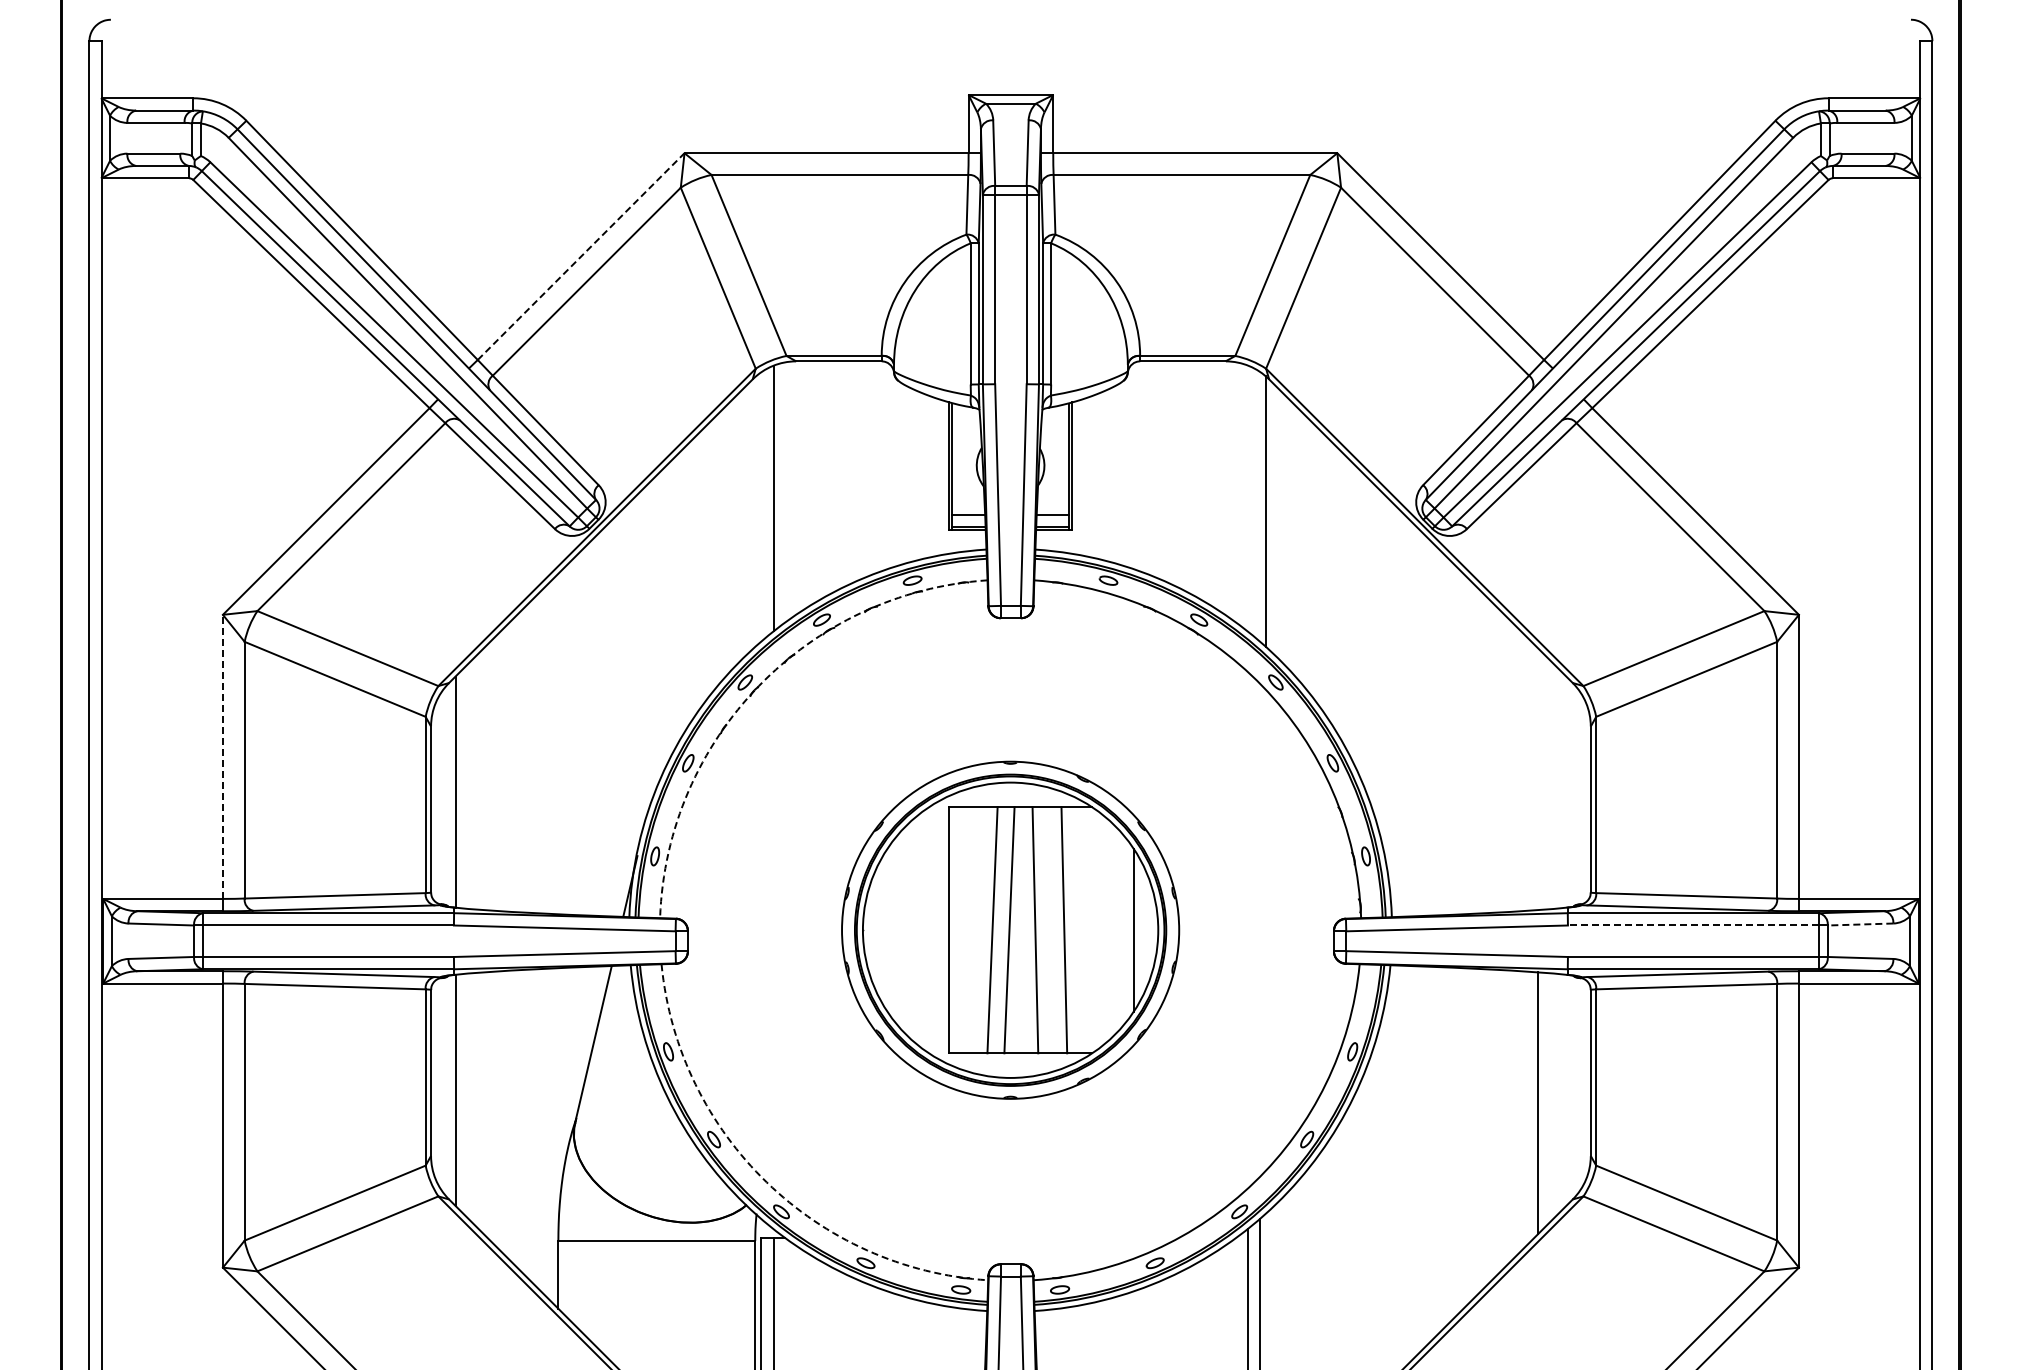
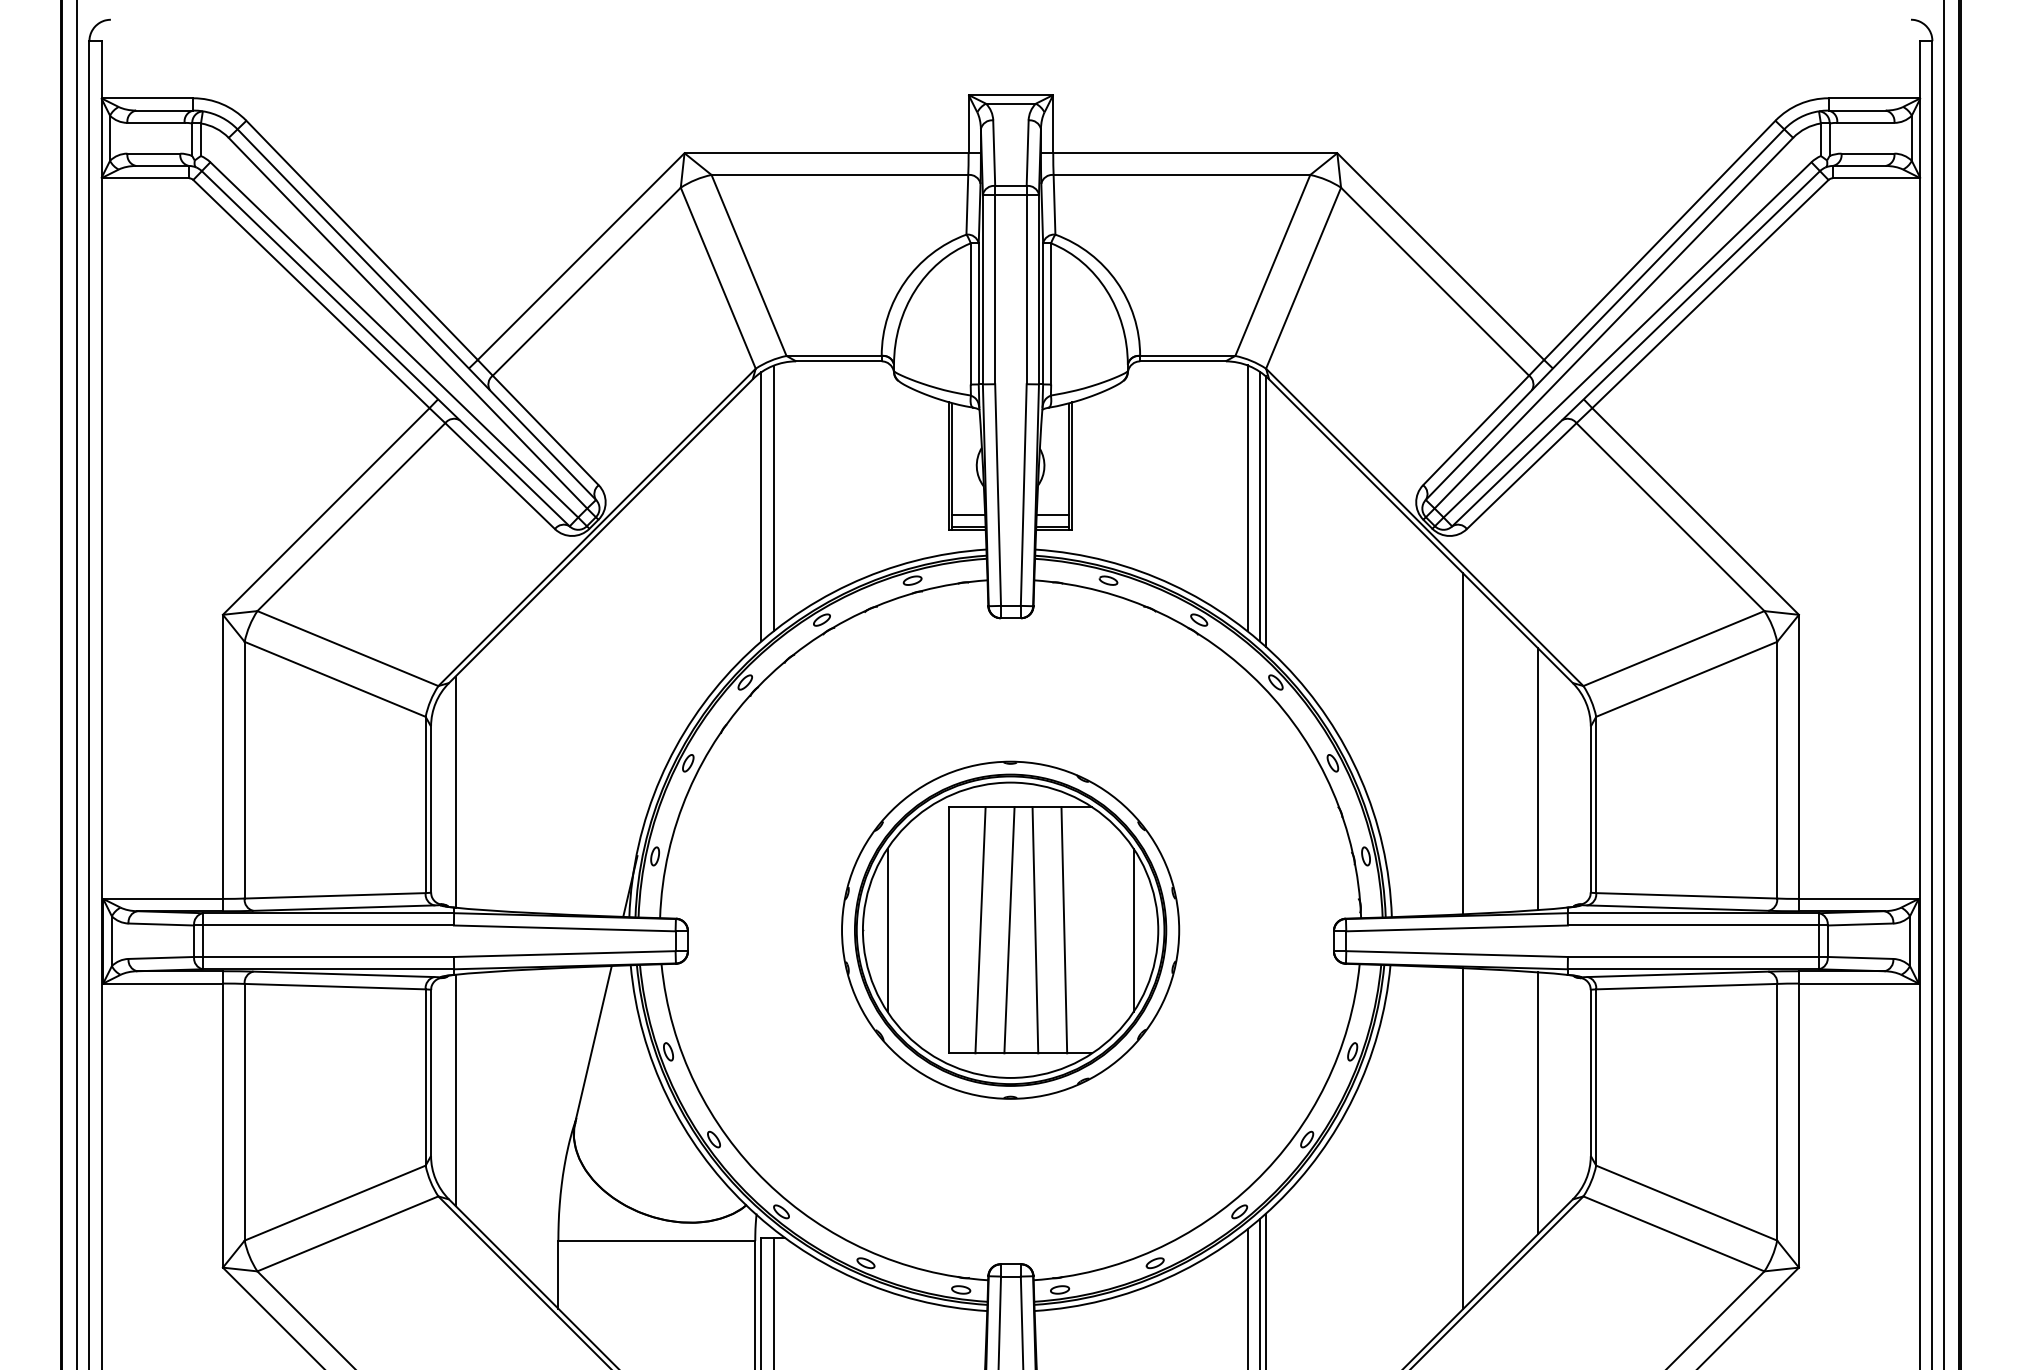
line: dashed -> solid (581, 256)
line: none -> present (1247, 498)
line: none -> present (761, 506)
line: none -> present (1259, 506)
line: none -> present (77, 684)
line: none -> present (1944, 684)
arc: dashed -> solid (758, 686)
line: none -> present (1462, 743)
line: dashed -> solid (222, 756)
line: none -> present (1538, 779)
line: dashed -> solid (1860, 924)
line: dashed -> solid (1693, 925)
line: none -> present (887, 929)
line position: (992, 930) -> (980, 930) (980, 930)
line: none -> present (1462, 1138)
arc: dashed -> solid (766, 1182)
line: none -> present (1265, 1289)
